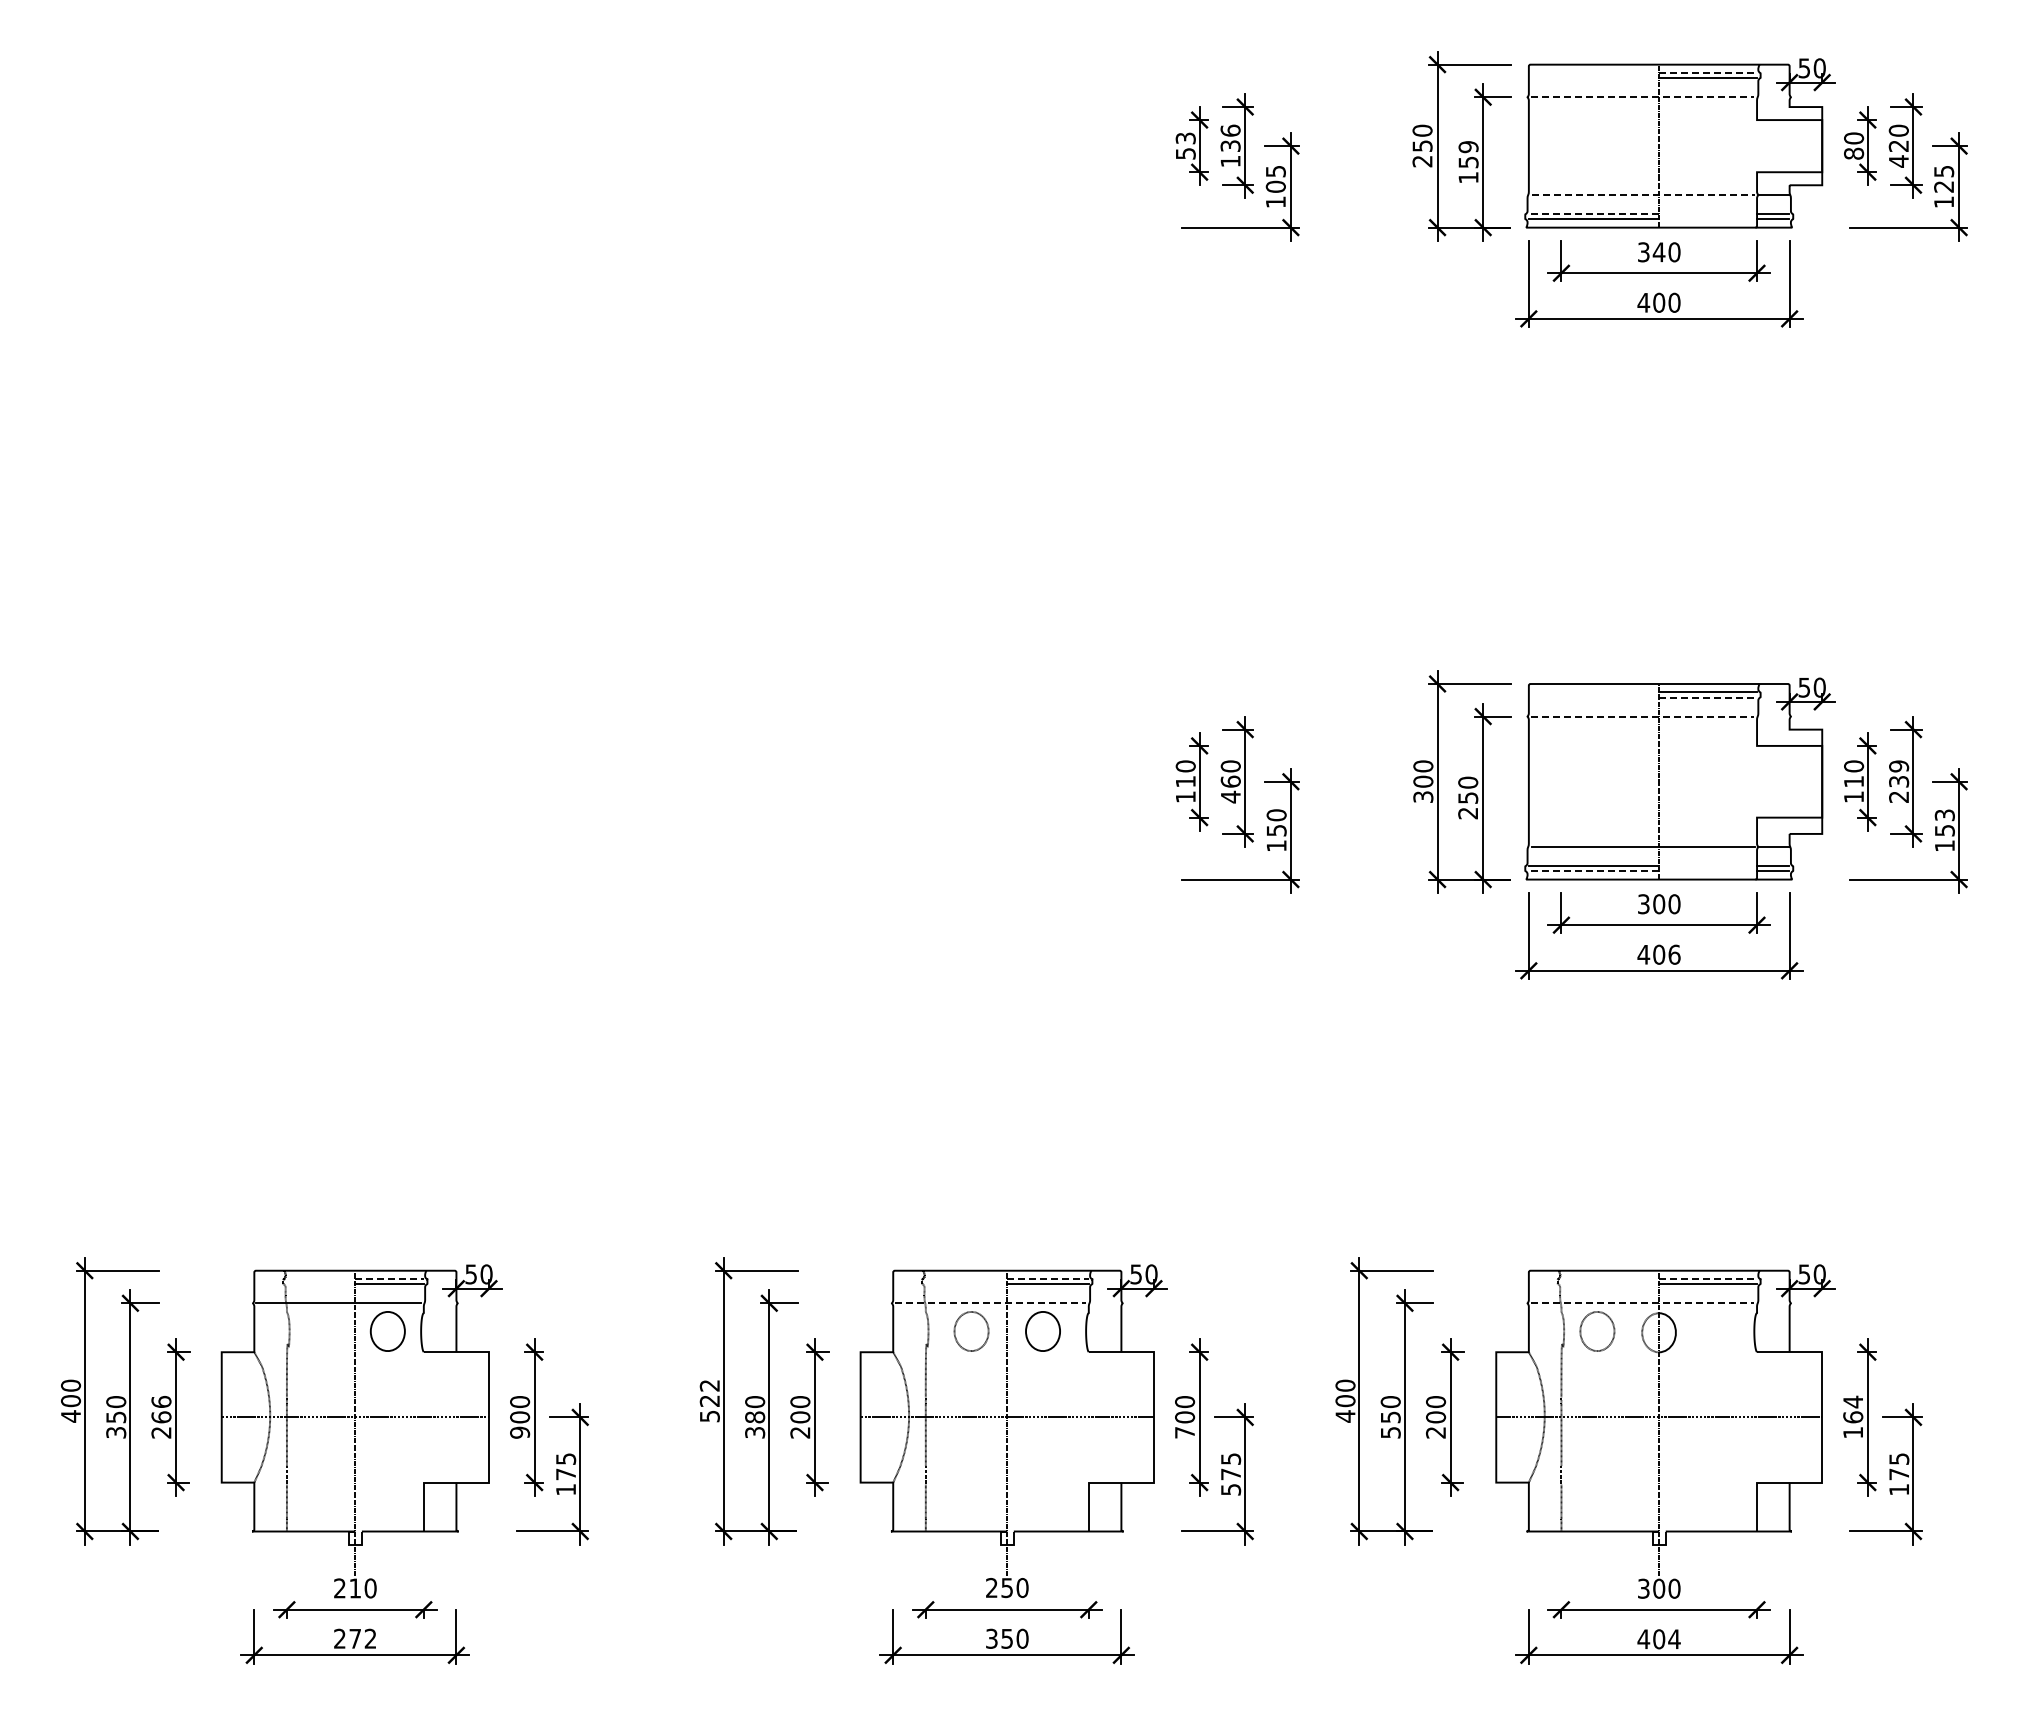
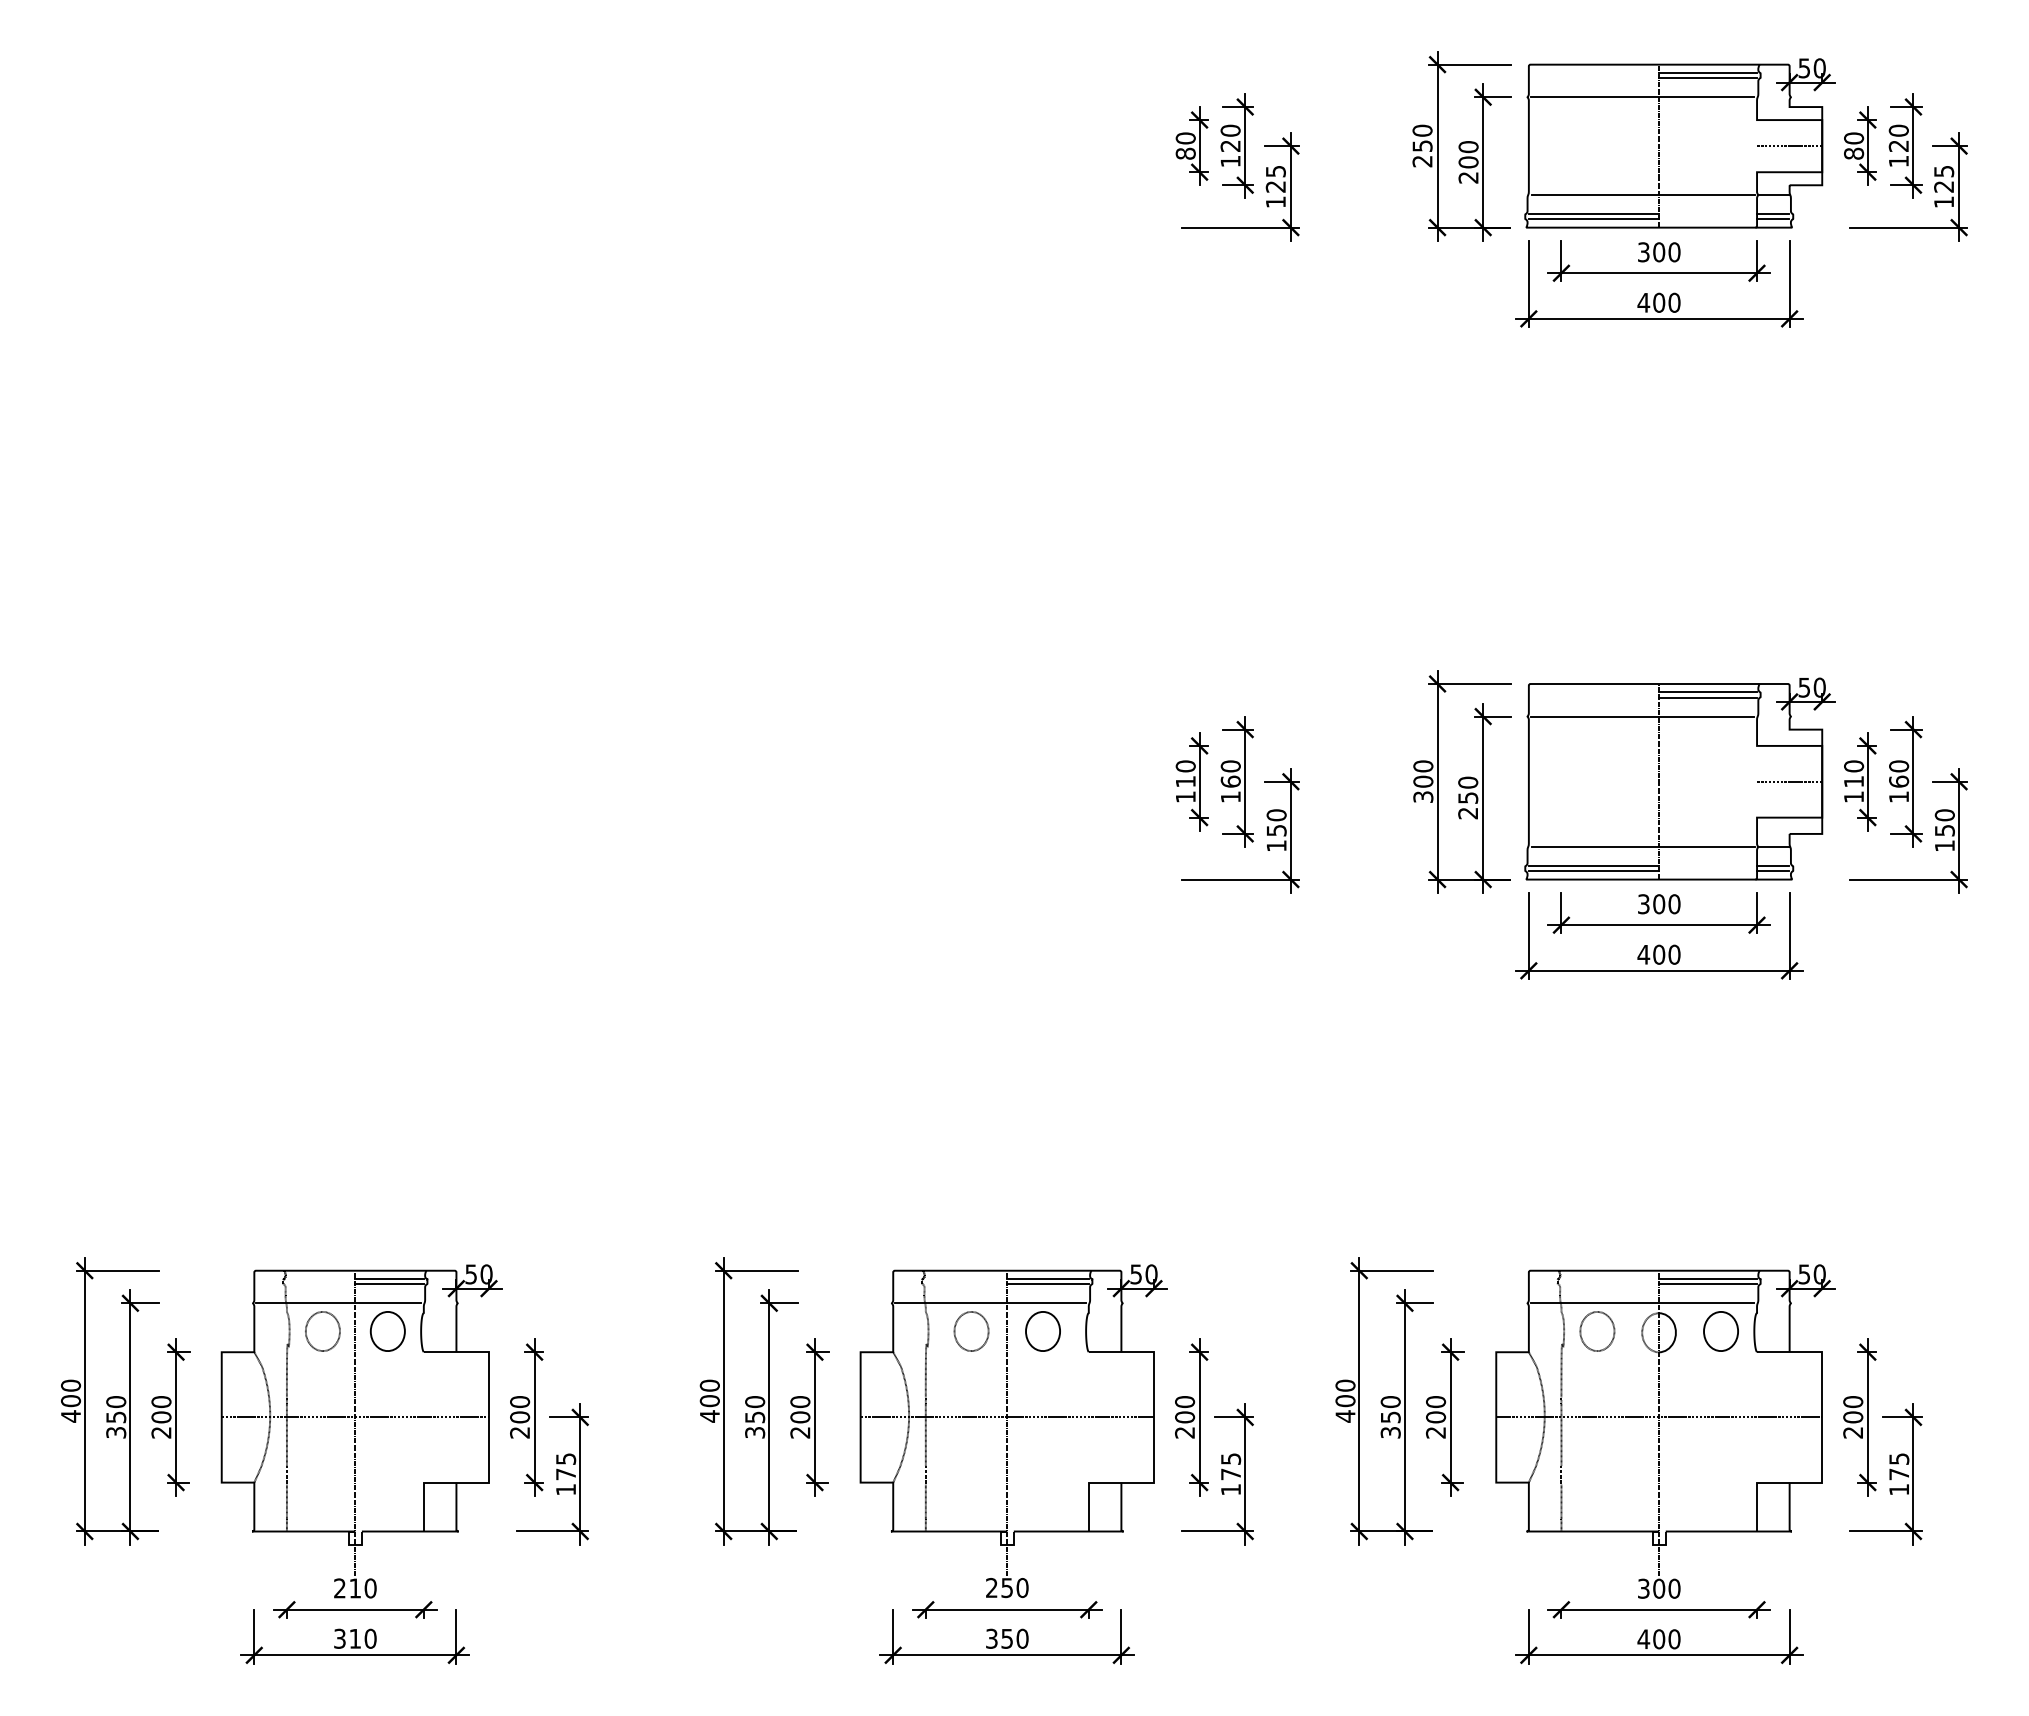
line: dashed -> solid (1708, 72)
line: dashed -> solid (1642, 97)
text: 136 -> 120 (1230, 137)
text: 53 -> 80 (1185, 145)
line: none -> present (1789, 146)
text: 420 -> 120 (1898, 161)
text: 159 -> 200 (1468, 162)
text: 105 -> 125 (1275, 186)
line: dashed -> solid (1643, 195)
line: dashed -> solid (1593, 214)
text: 340 -> 300 (1658, 252)
line: dashed -> solid (1708, 697)
line: dashed -> solid (1642, 716)
line: none -> present (1789, 781)
text: 239 -> 160 (1899, 781)
text: 460 -> 160 (1230, 796)
text: 153 -> 150 (1944, 815)
line: dashed -> solid (1593, 871)
text: 406 -> 400 (1674, 954)
line: dashed -> solid (390, 1279)
line: dashed -> solid (1047, 1279)
line: dashed -> solid (1708, 1279)
line: dashed -> solid (991, 1303)
line: dashed -> solid (1642, 1303)
part: none -> present (322, 1331)
part: none -> present (1720, 1331)
text: 522 -> 400 (709, 1400)
text: 266 -> 200 (161, 1409)
text: 164 -> 200 (1853, 1416)
text: 380 -> 350 (755, 1417)
text: 900 -> 200 (520, 1432)
text: 700 -> 200 (1184, 1432)
text: 550 -> 350 (1390, 1432)
text: 575 -> 175 (1231, 1489)
text: 272 -> 310 (355, 1638)
text: 404 -> 400 (1674, 1639)
